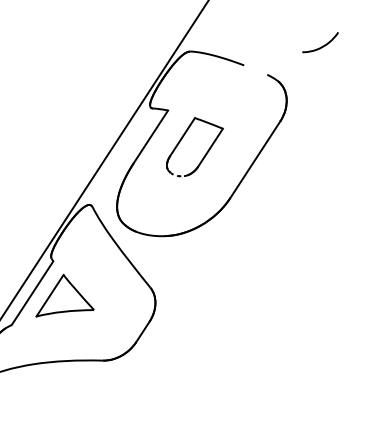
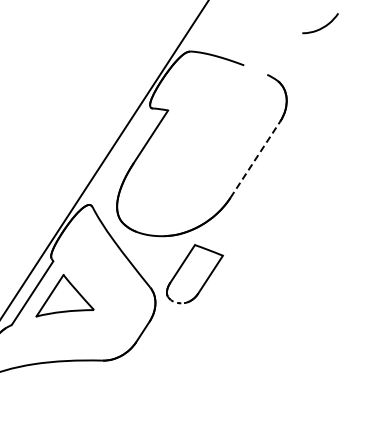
curve position: (322, 45) -> (322, 26) (322, 26)
part position: (205, 153) -> (205, 280) (205, 280)
line: solid -> dashed (255, 159)
